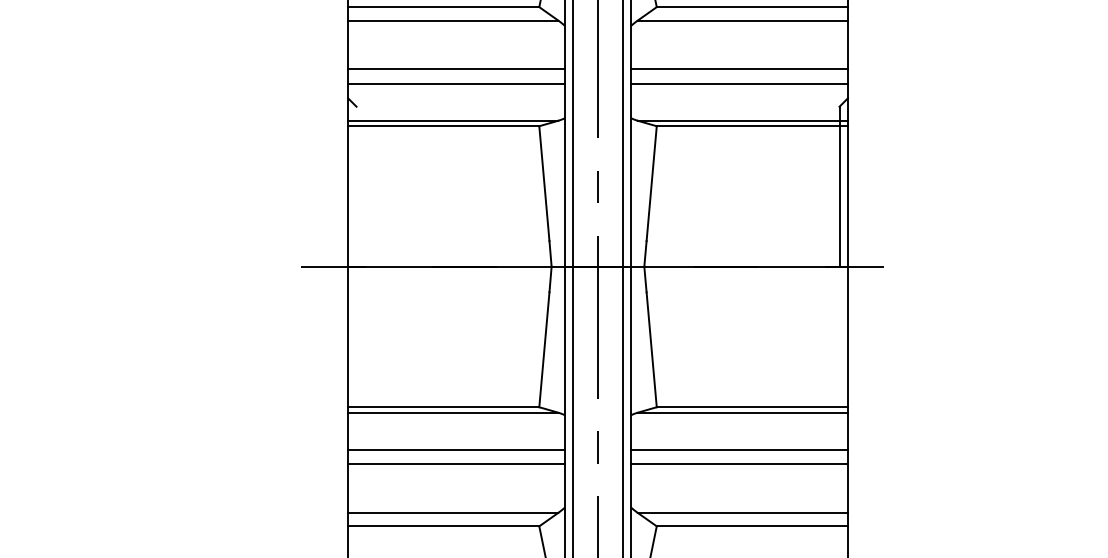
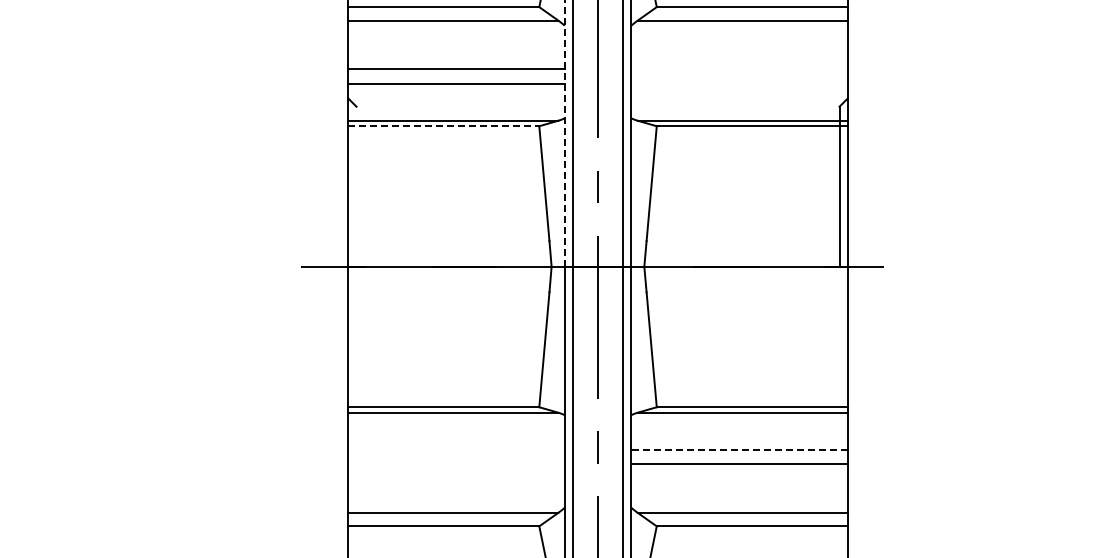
line: present -> none (739, 69)
line: present -> none (739, 83)
line: solid -> dashed (443, 126)
line: solid -> dashed (564, 133)
line: present -> none (456, 449)
line: solid -> dashed (739, 449)
line: present -> none (456, 464)
